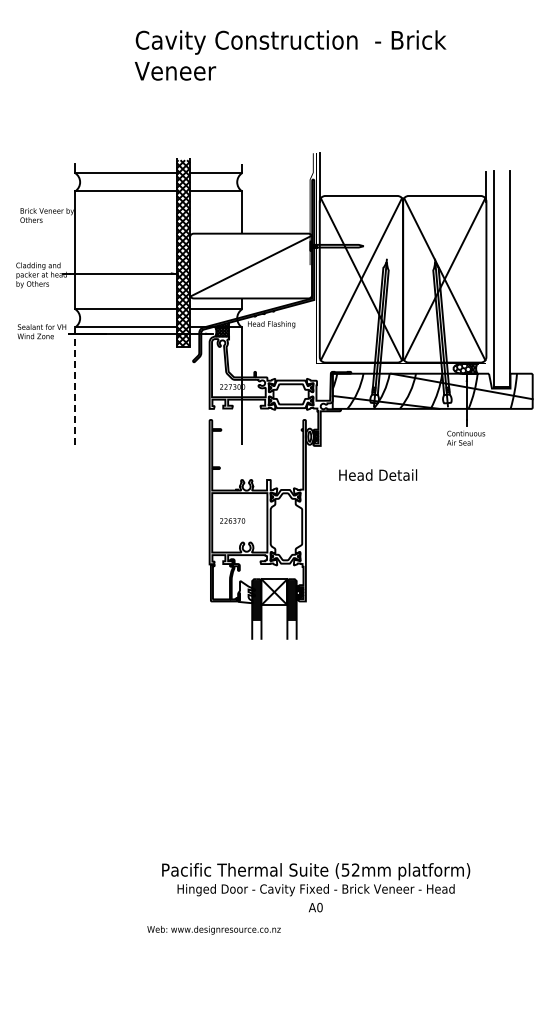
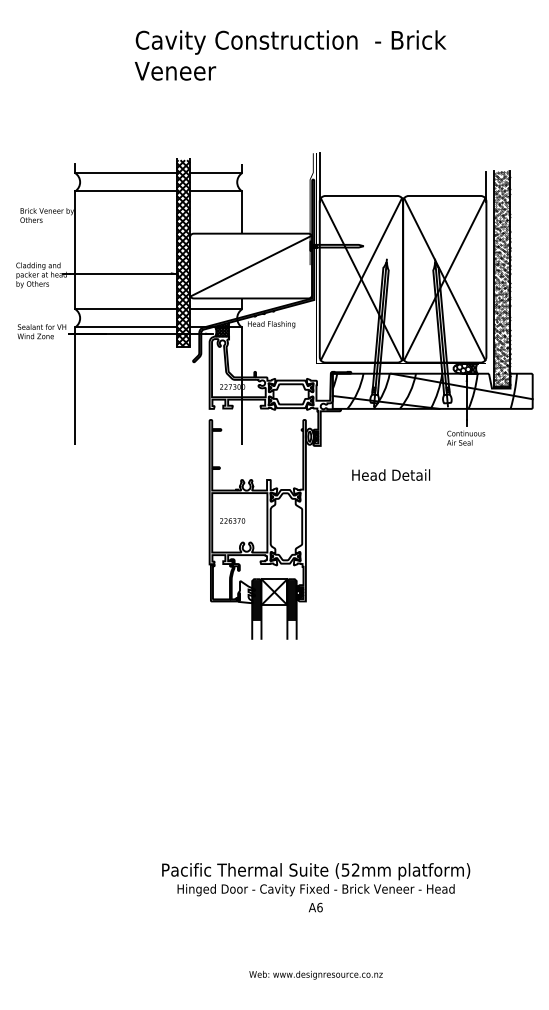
hatch: none -> present (501, 278)
line: dashed -> solid (75, 386)
text position: (378, 474) -> (391, 474) (391, 474)
text: A0 -> A6 (319, 907)
text position: (213, 930) -> (315, 975) (315, 975)
